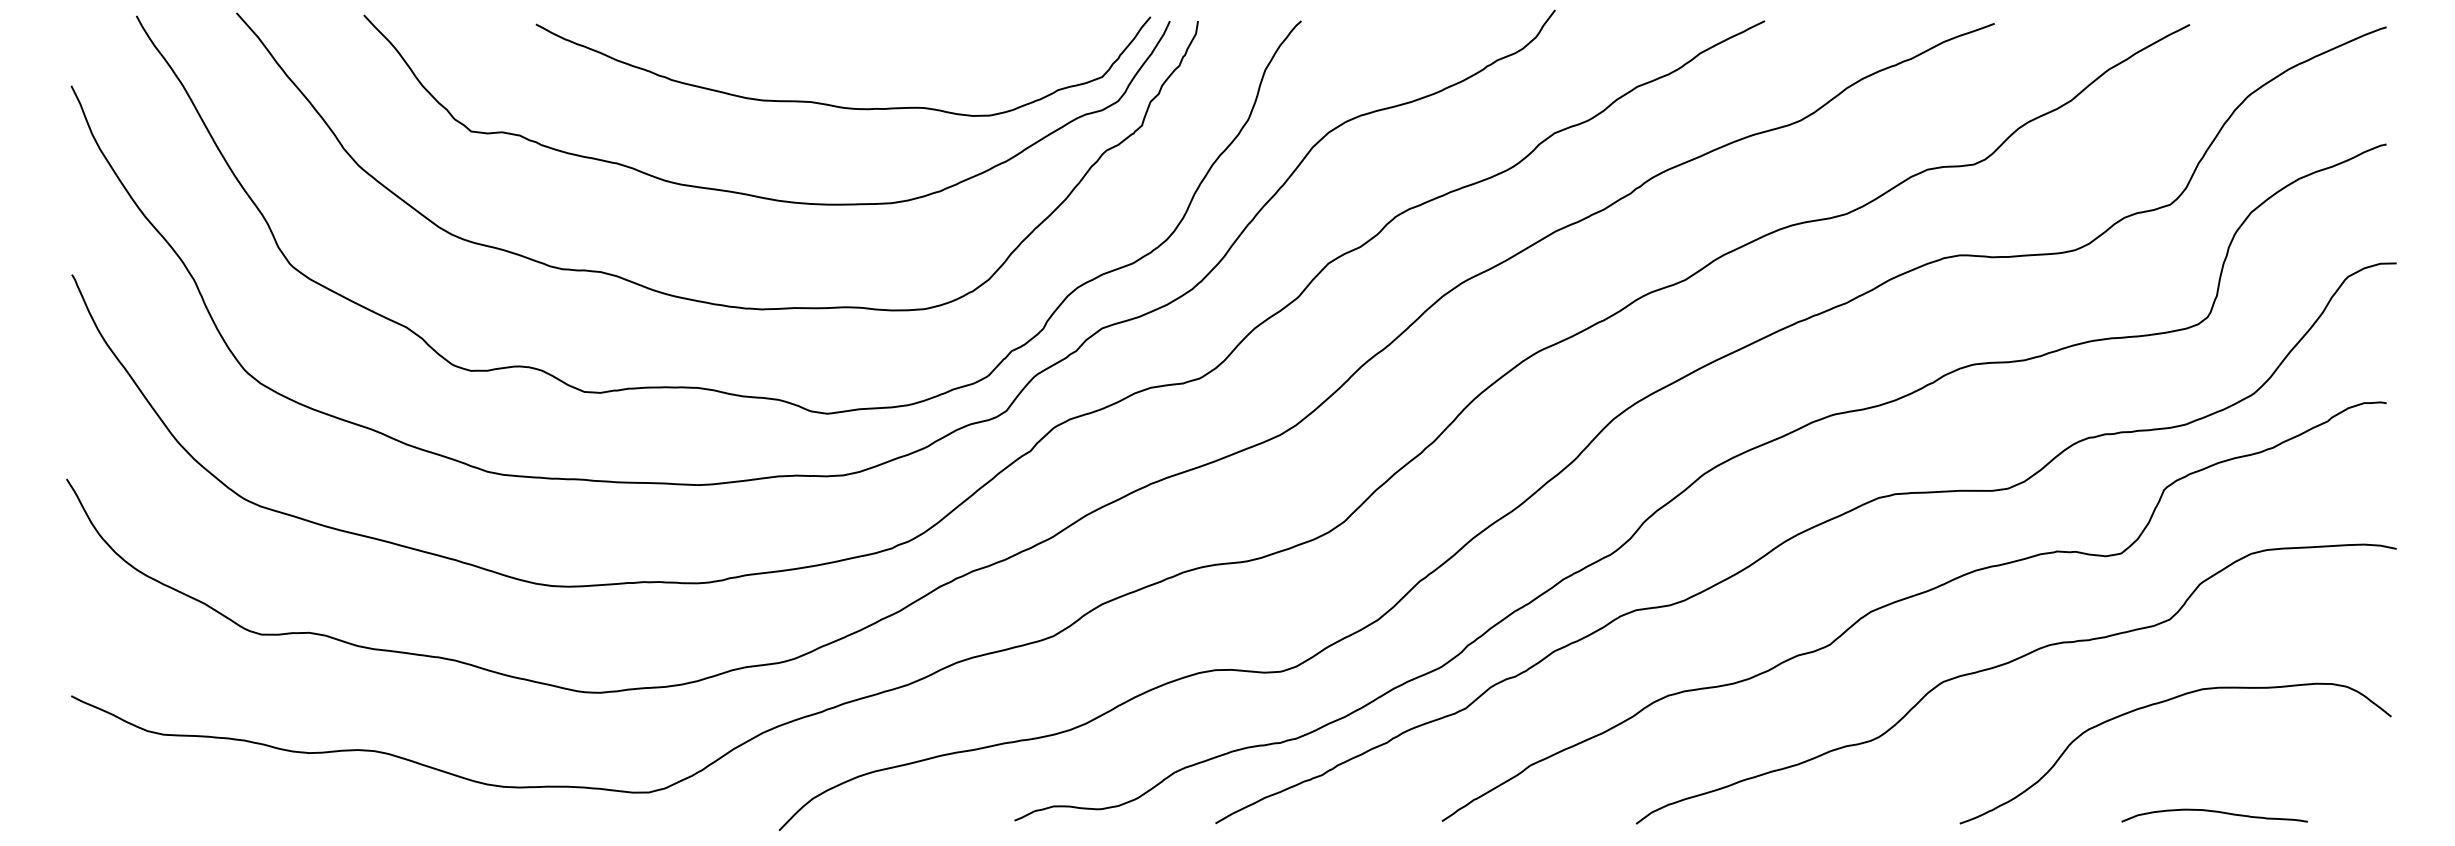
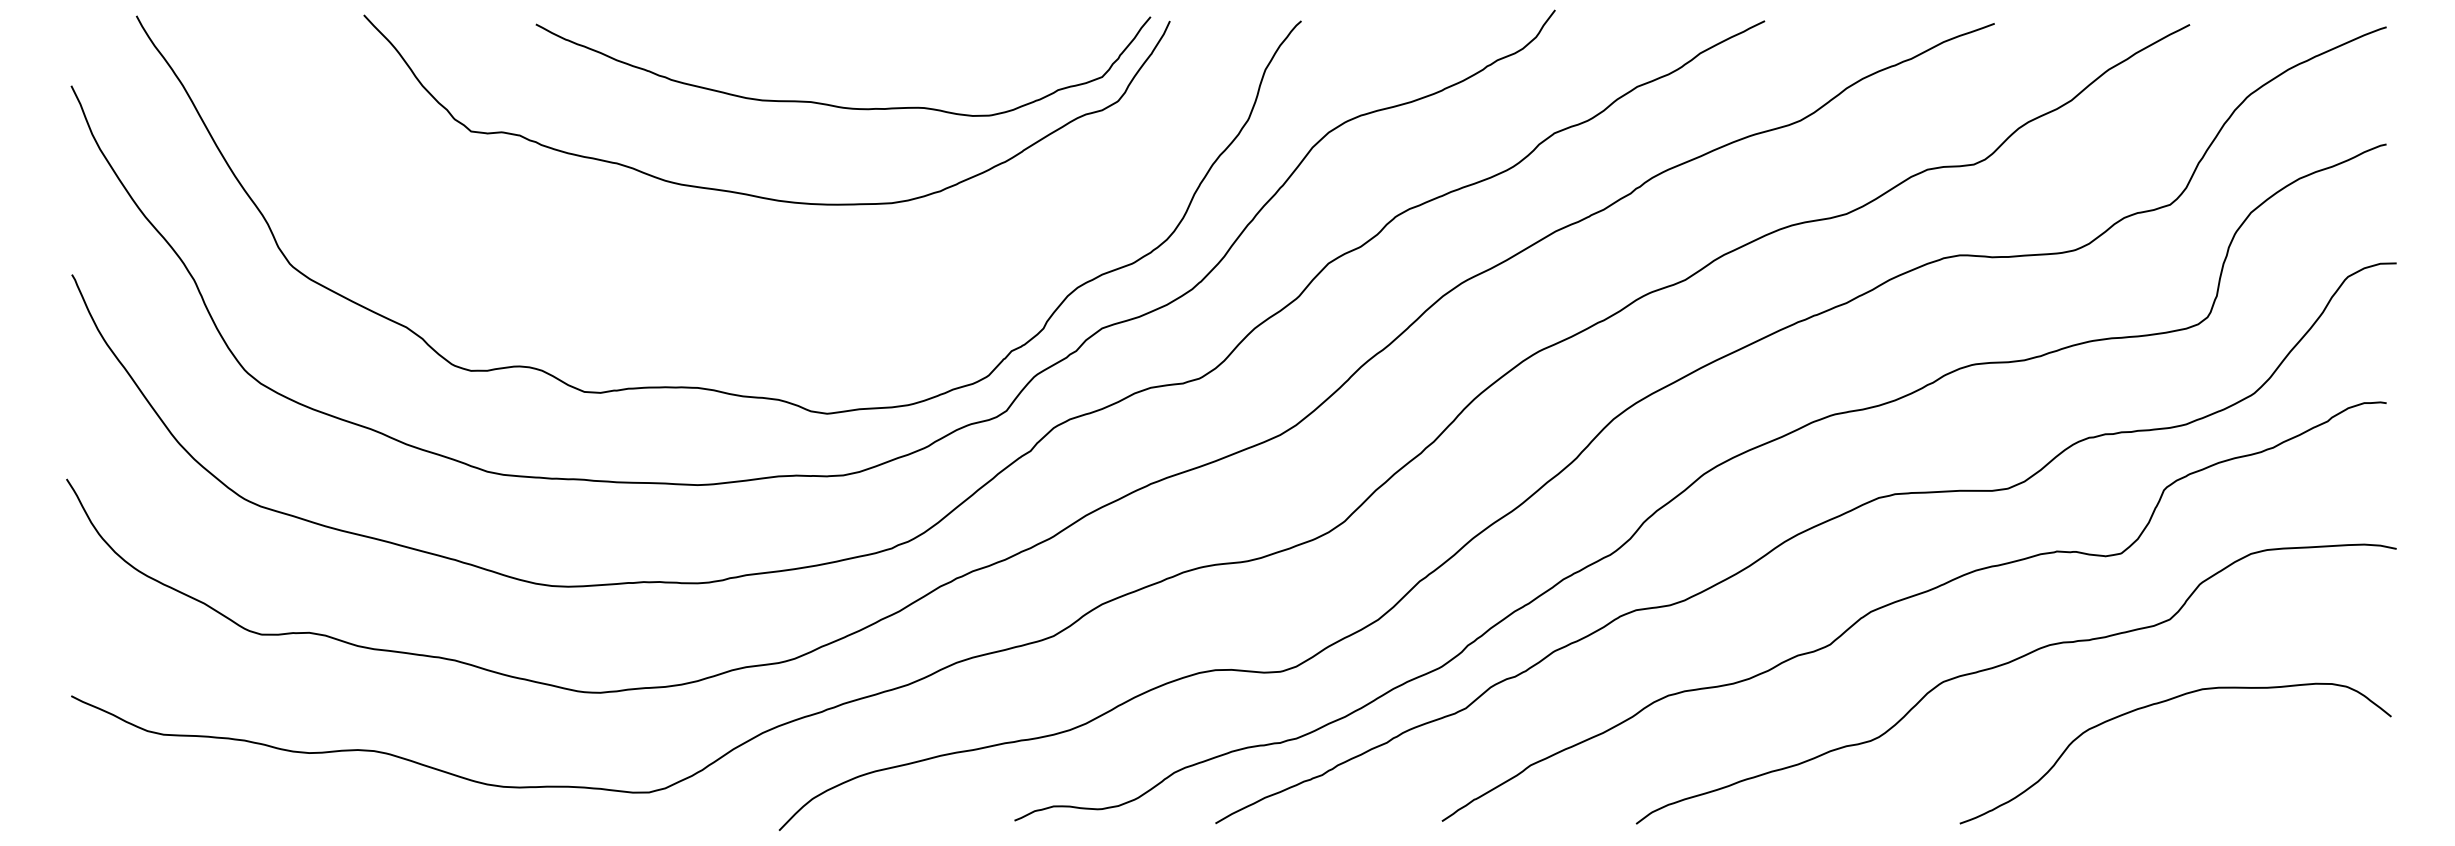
curve: present -> none (691, 298)
curve: present -> none (2214, 812)
